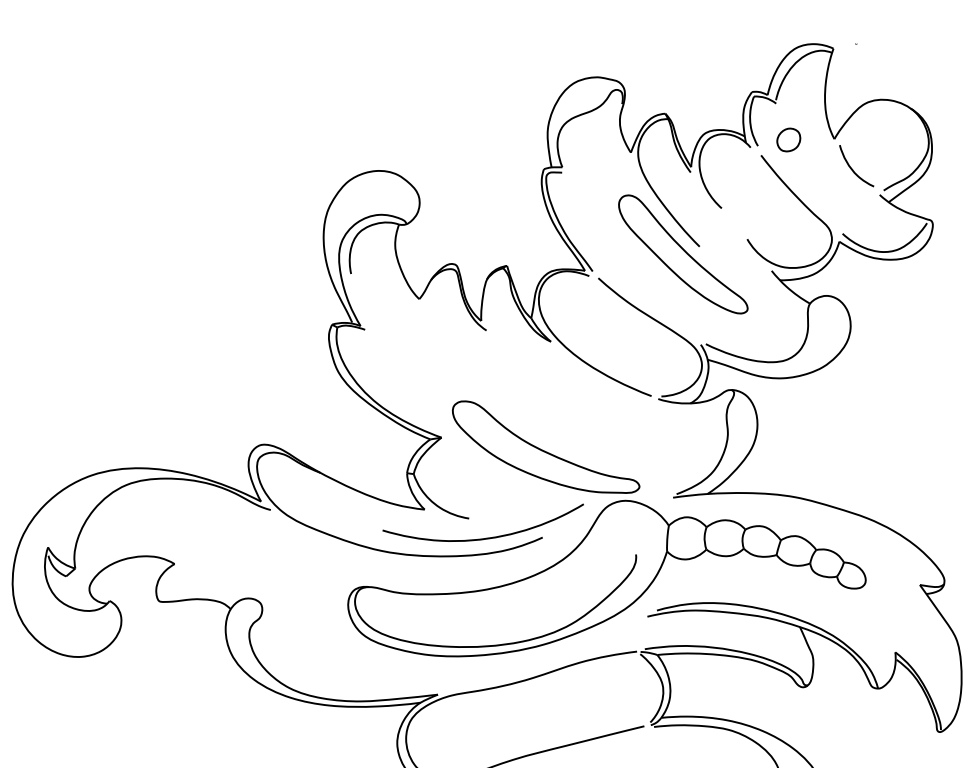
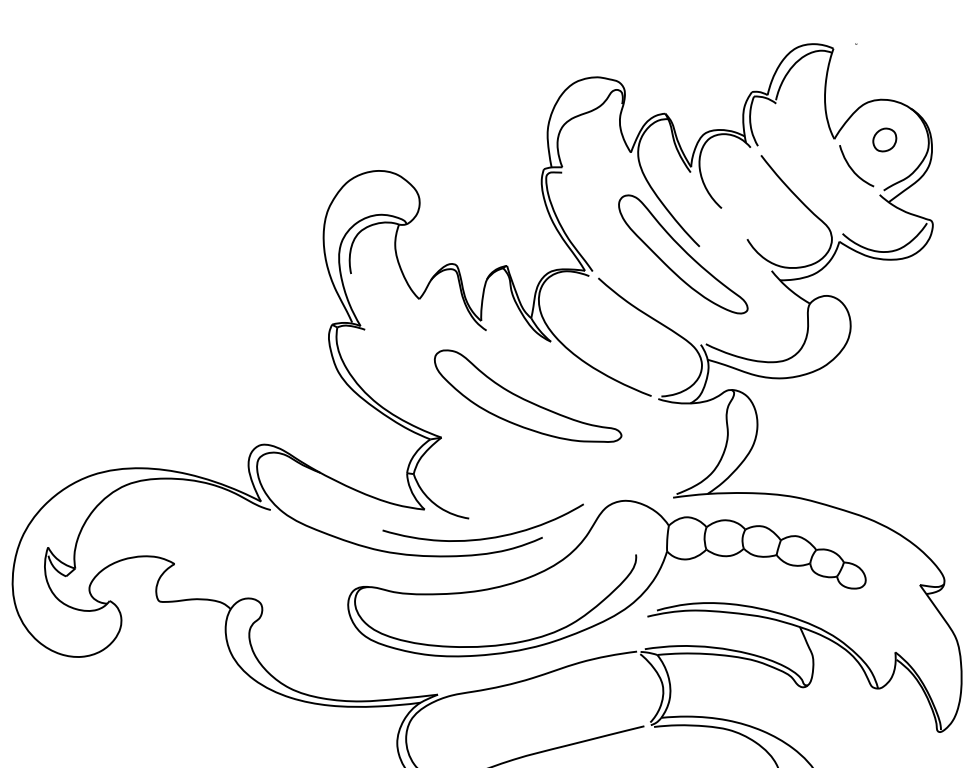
part position: (788, 139) -> (884, 139) (884, 139)
part position: (545, 446) -> (527, 395) (527, 395)
